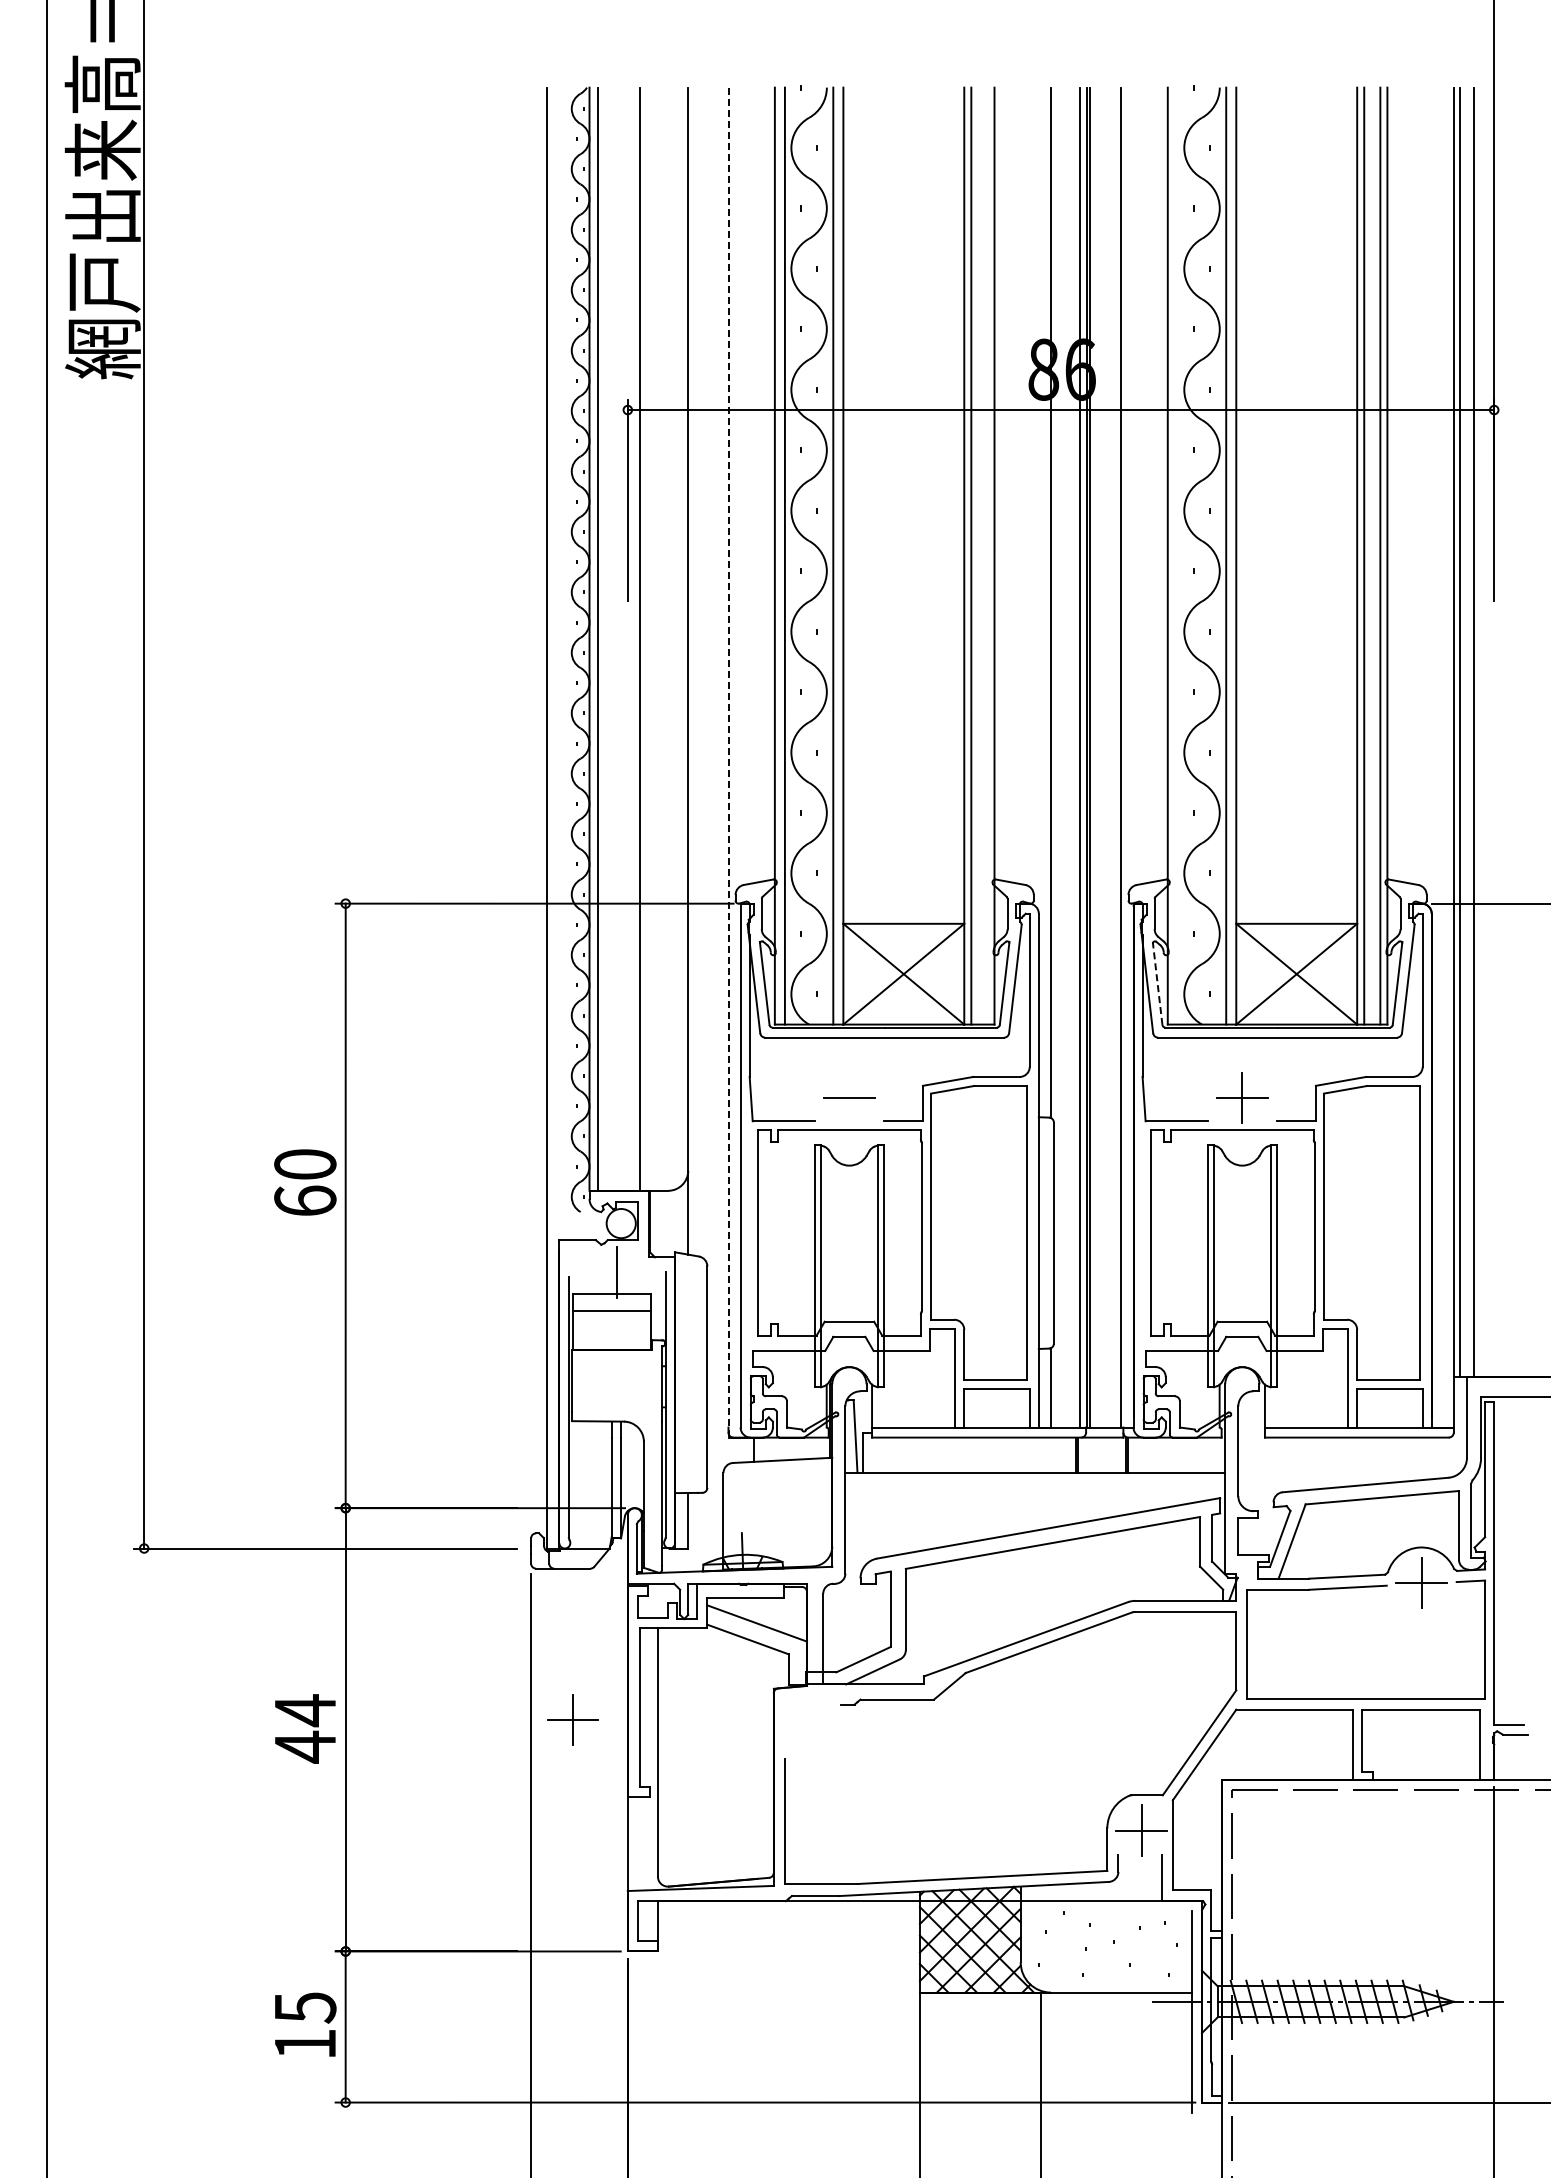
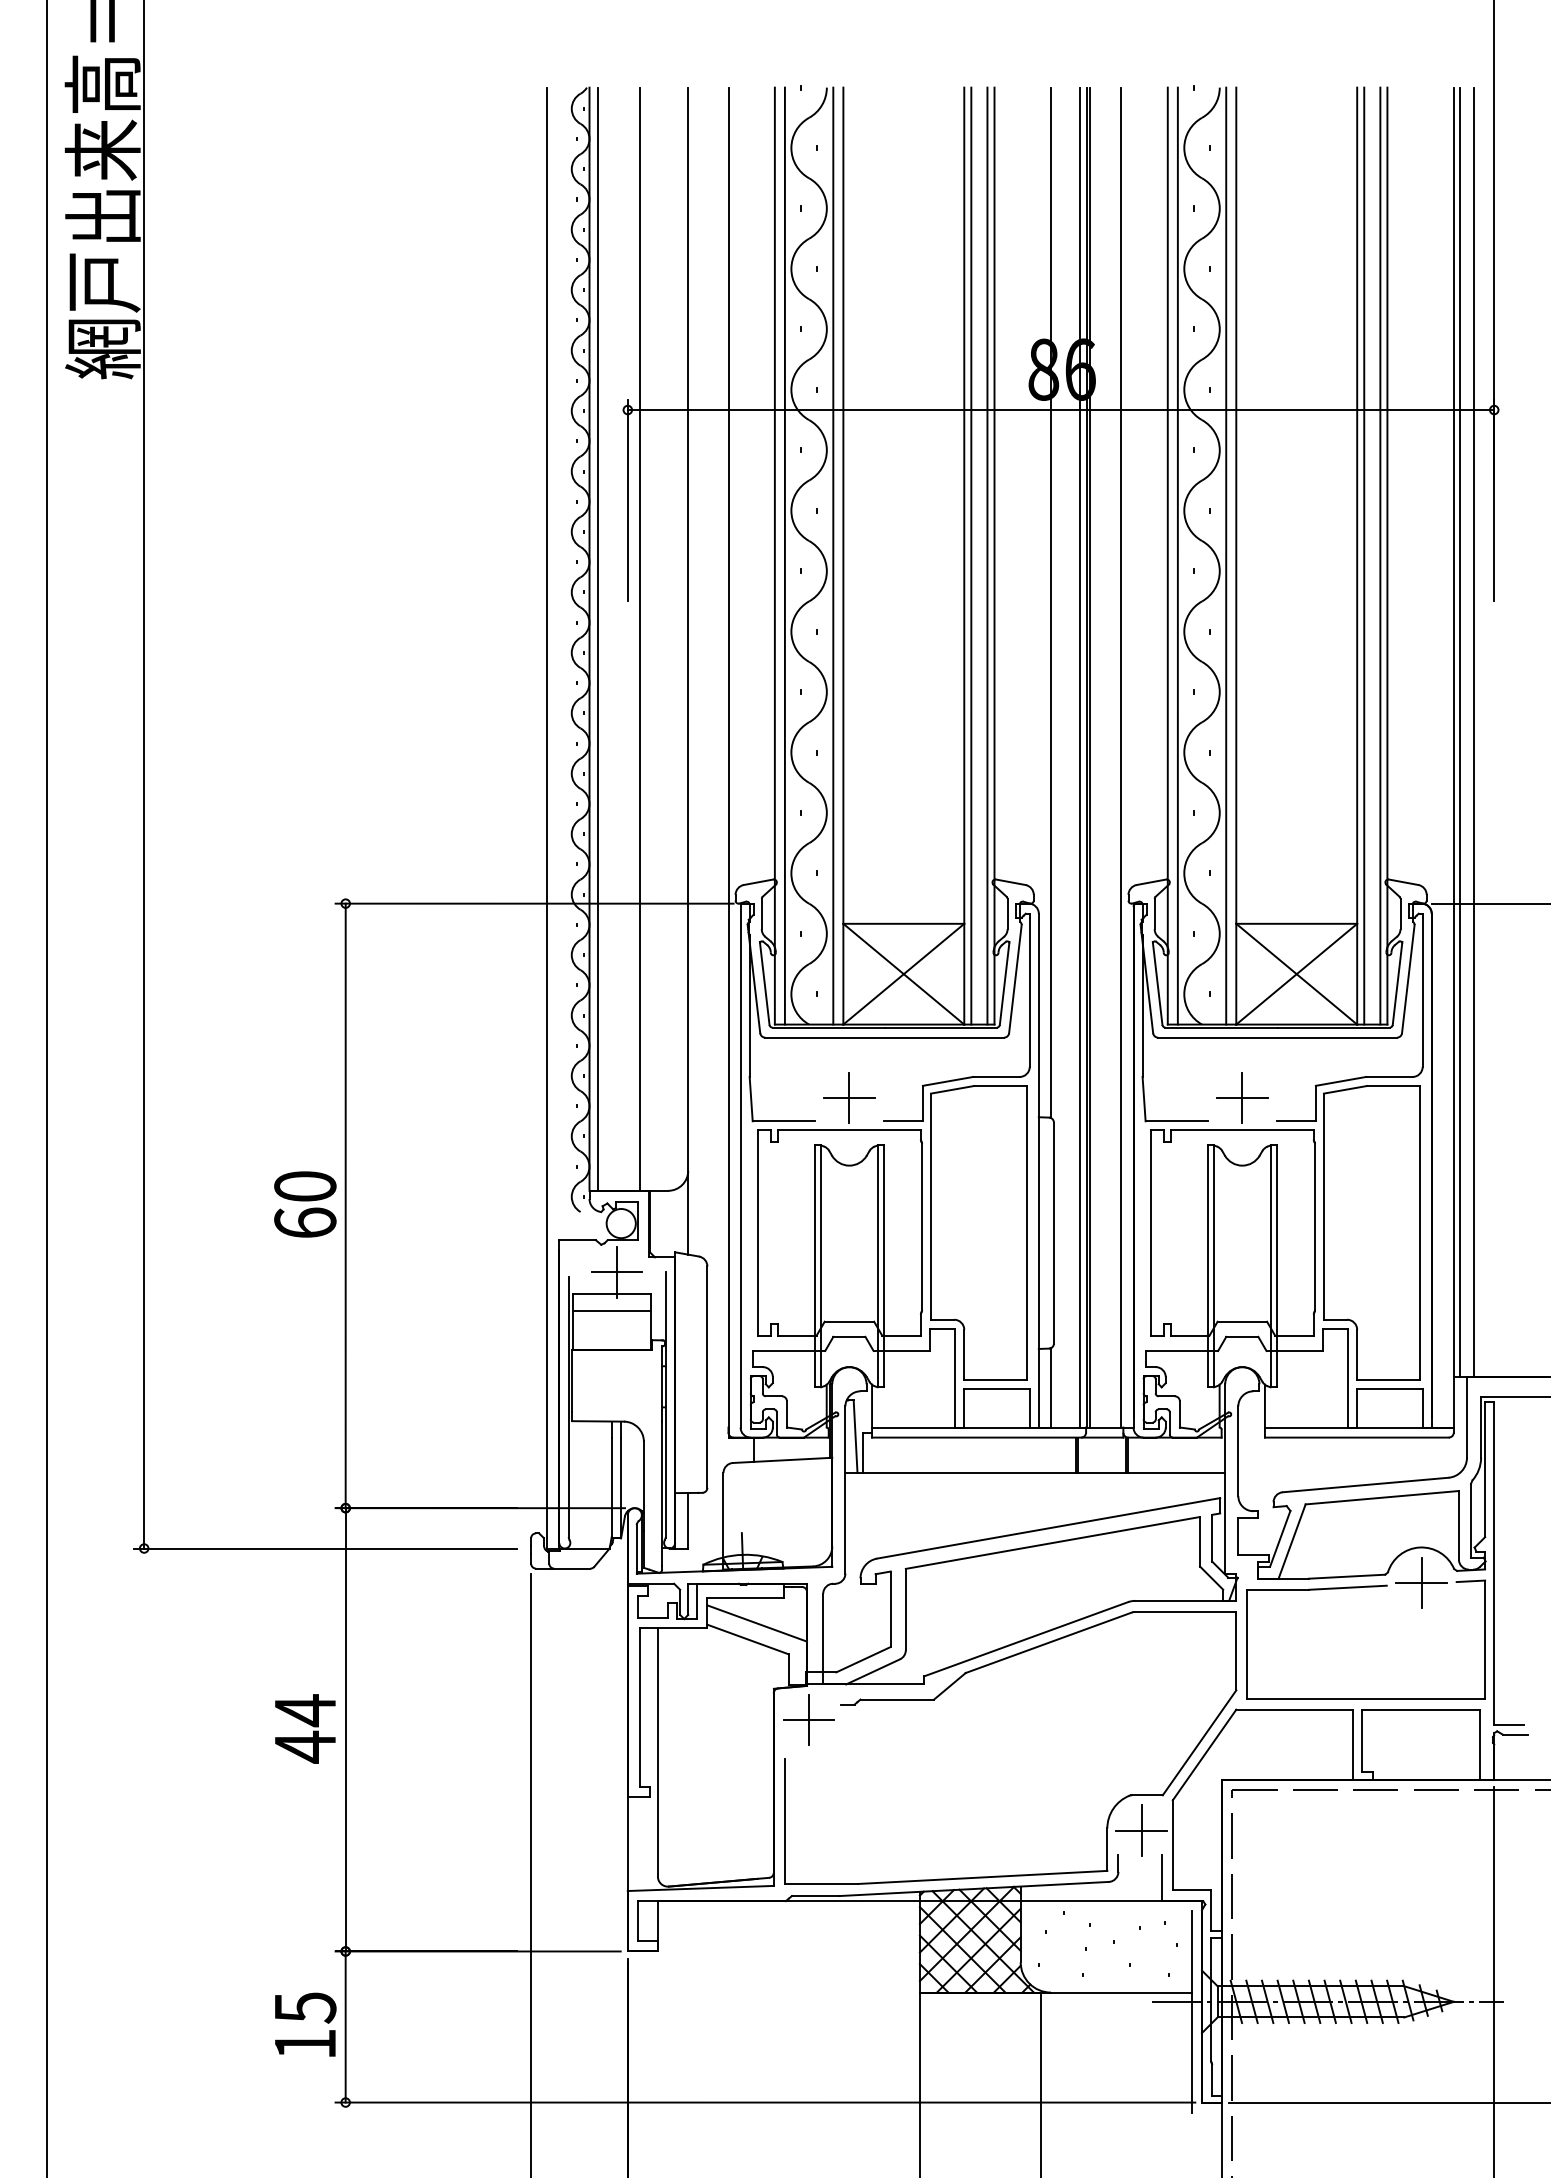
line: none -> present (987, 555)
line: none -> present (1177, 555)
line: dashed -> solid (728, 763)
line: dashed -> solid (1157, 983)
line: none -> present (849, 1097)
text position: (305, 1182) -> (305, 1204) (305, 1204)
line: none -> present (617, 1272)
part position: (572, 1719) -> (808, 1719) (808, 1719)
